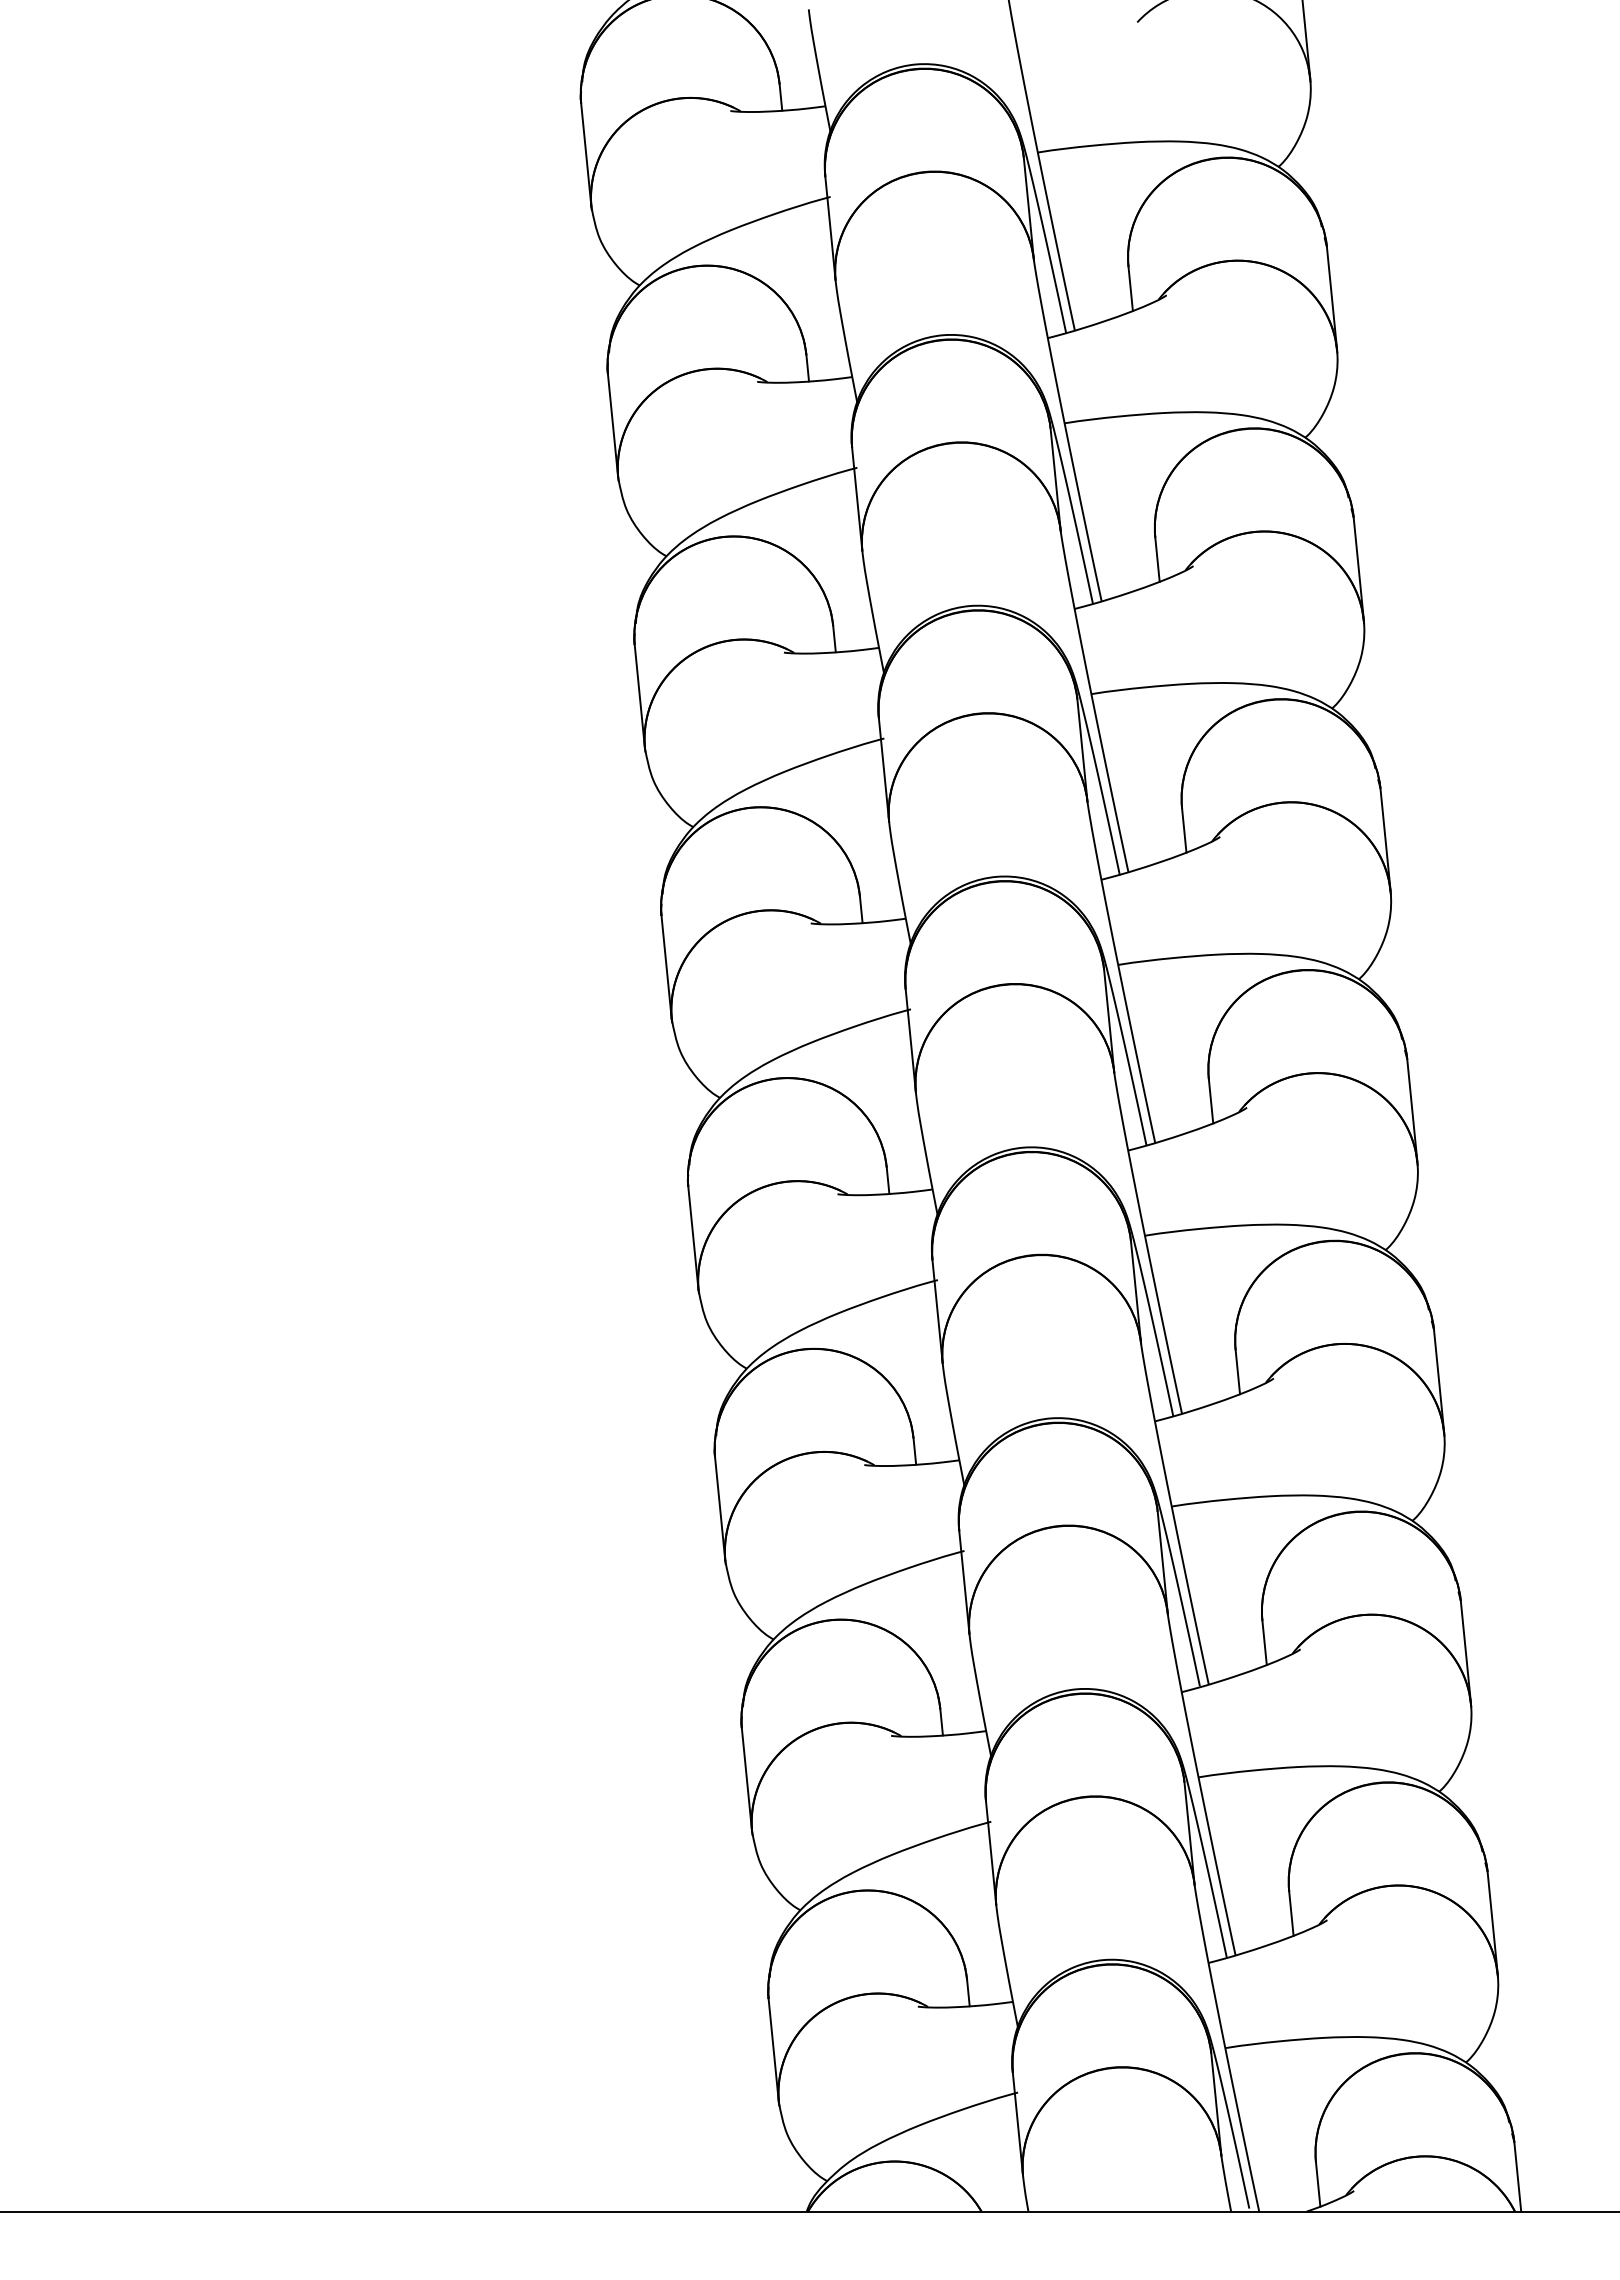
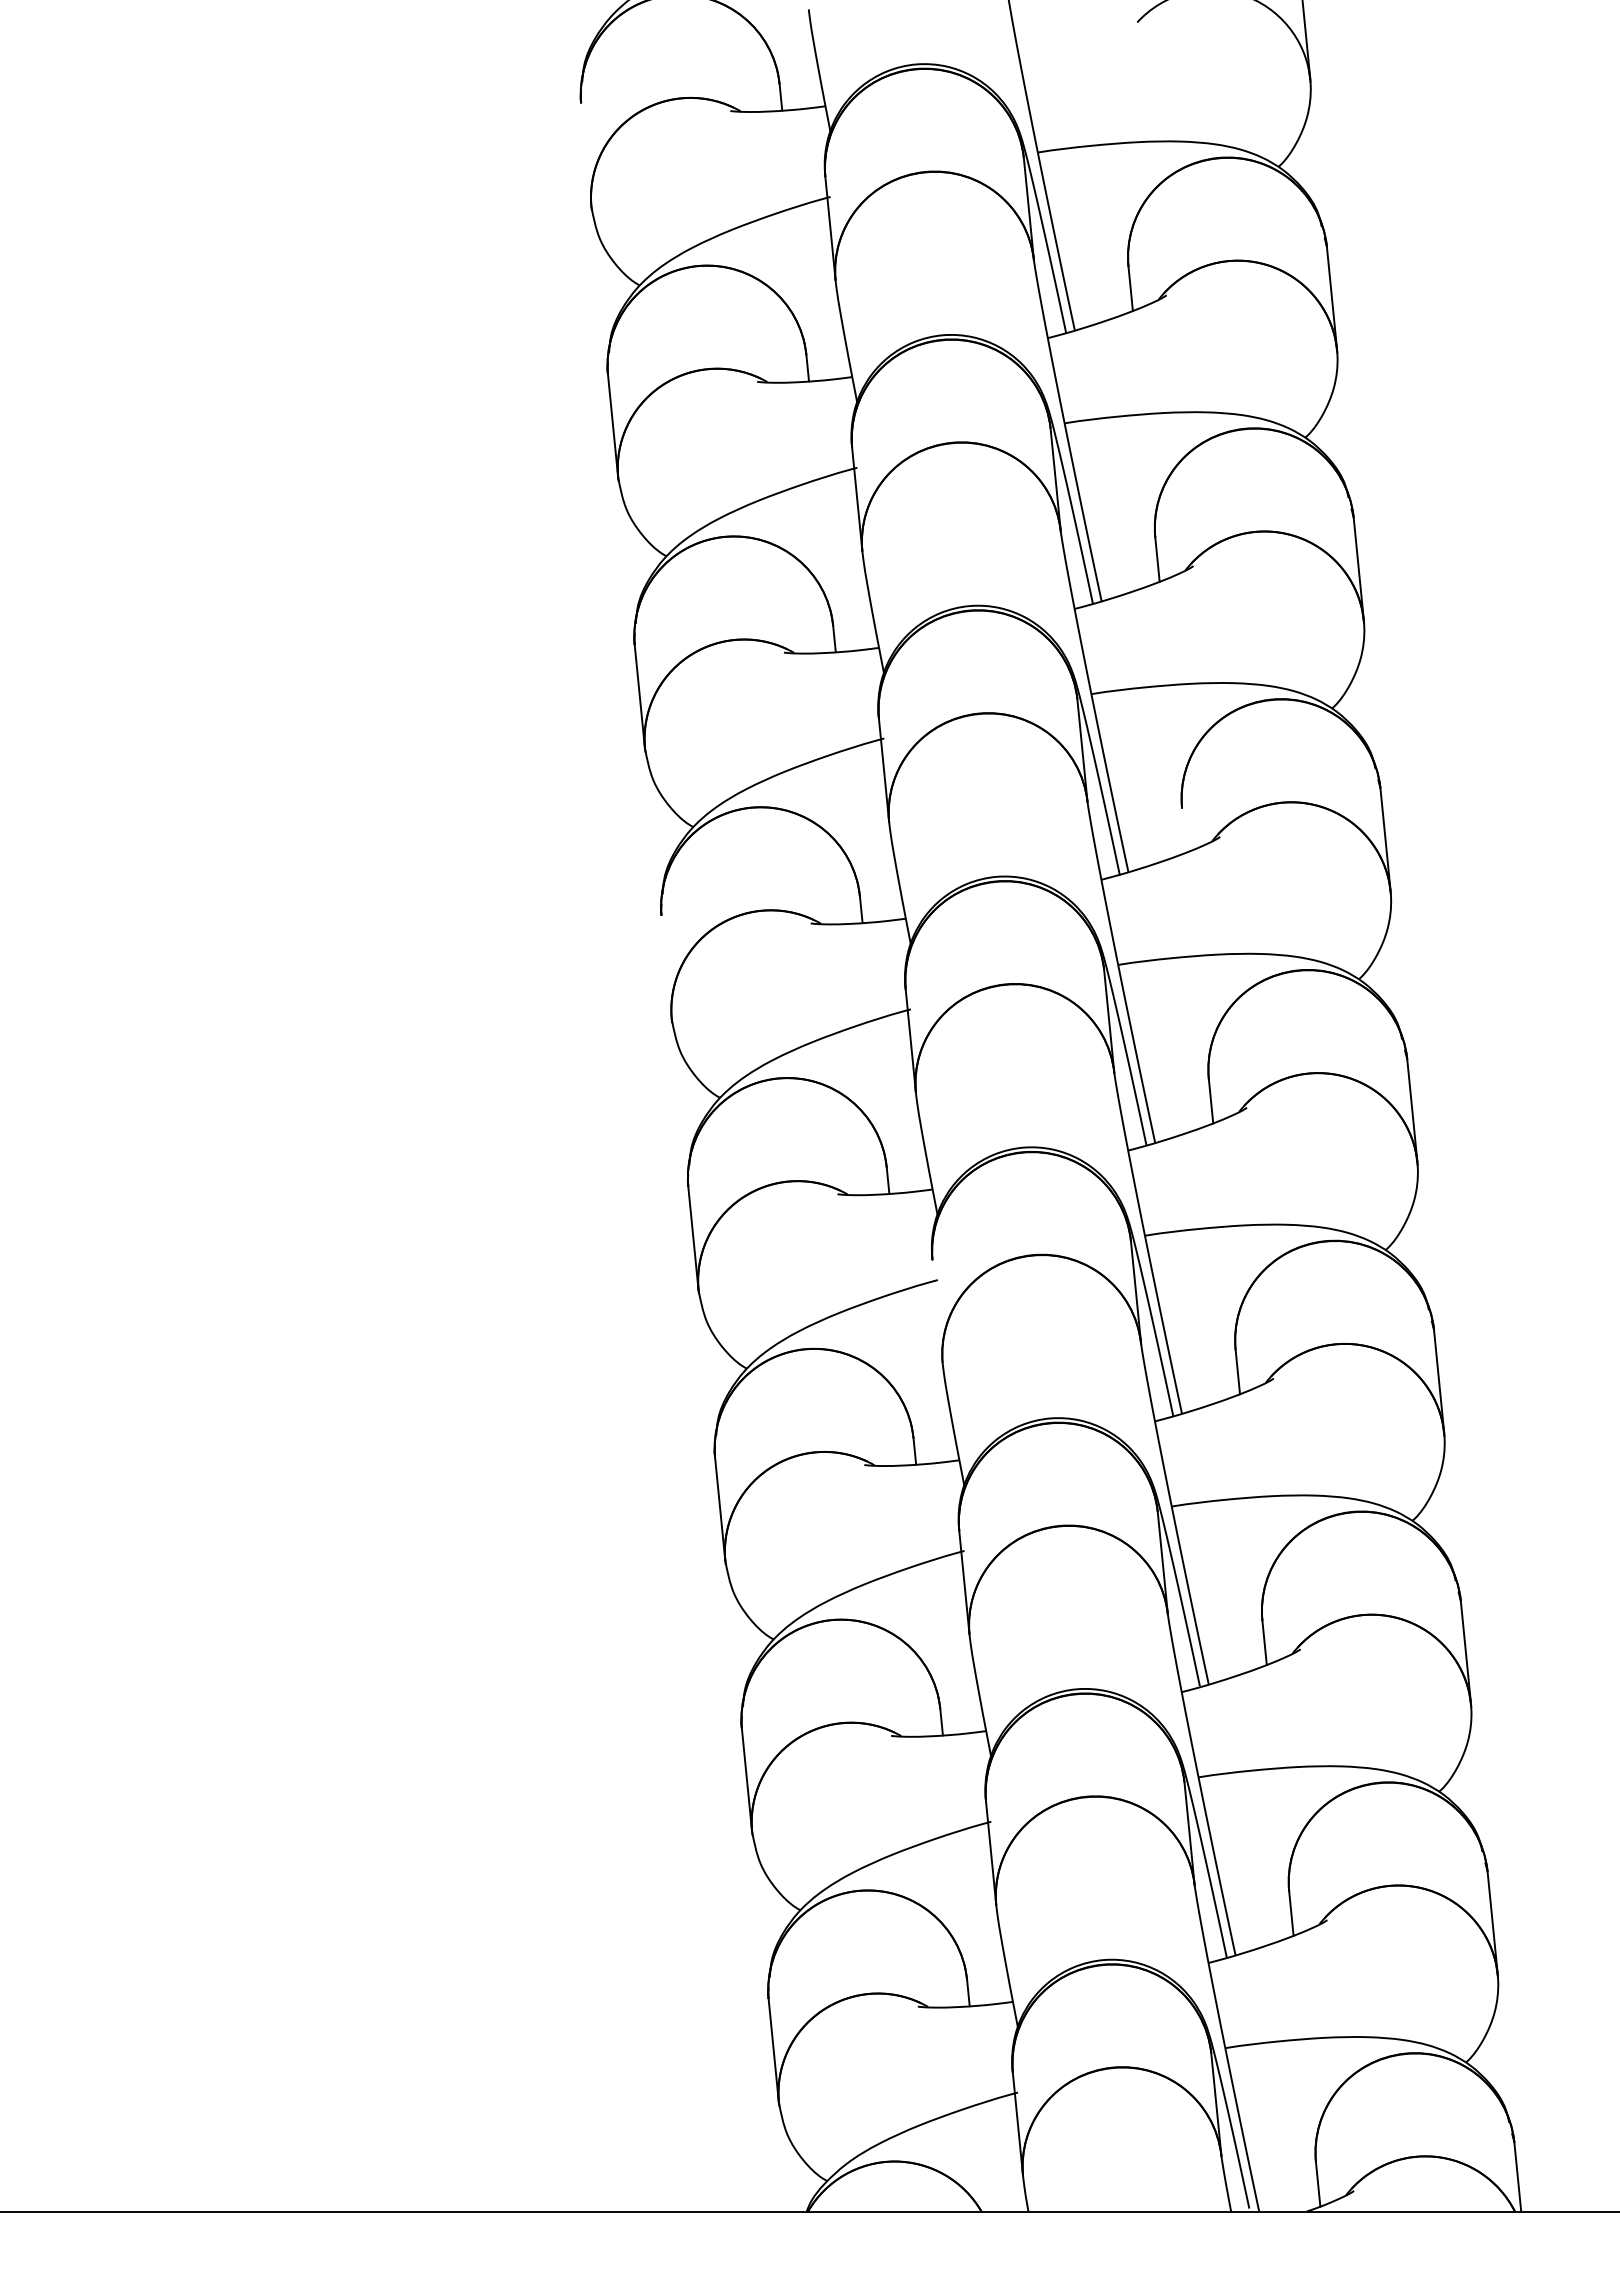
line: present -> none (586, 154)
line: present -> none (1184, 829)
line: present -> none (666, 966)
line: present -> none (937, 1311)
